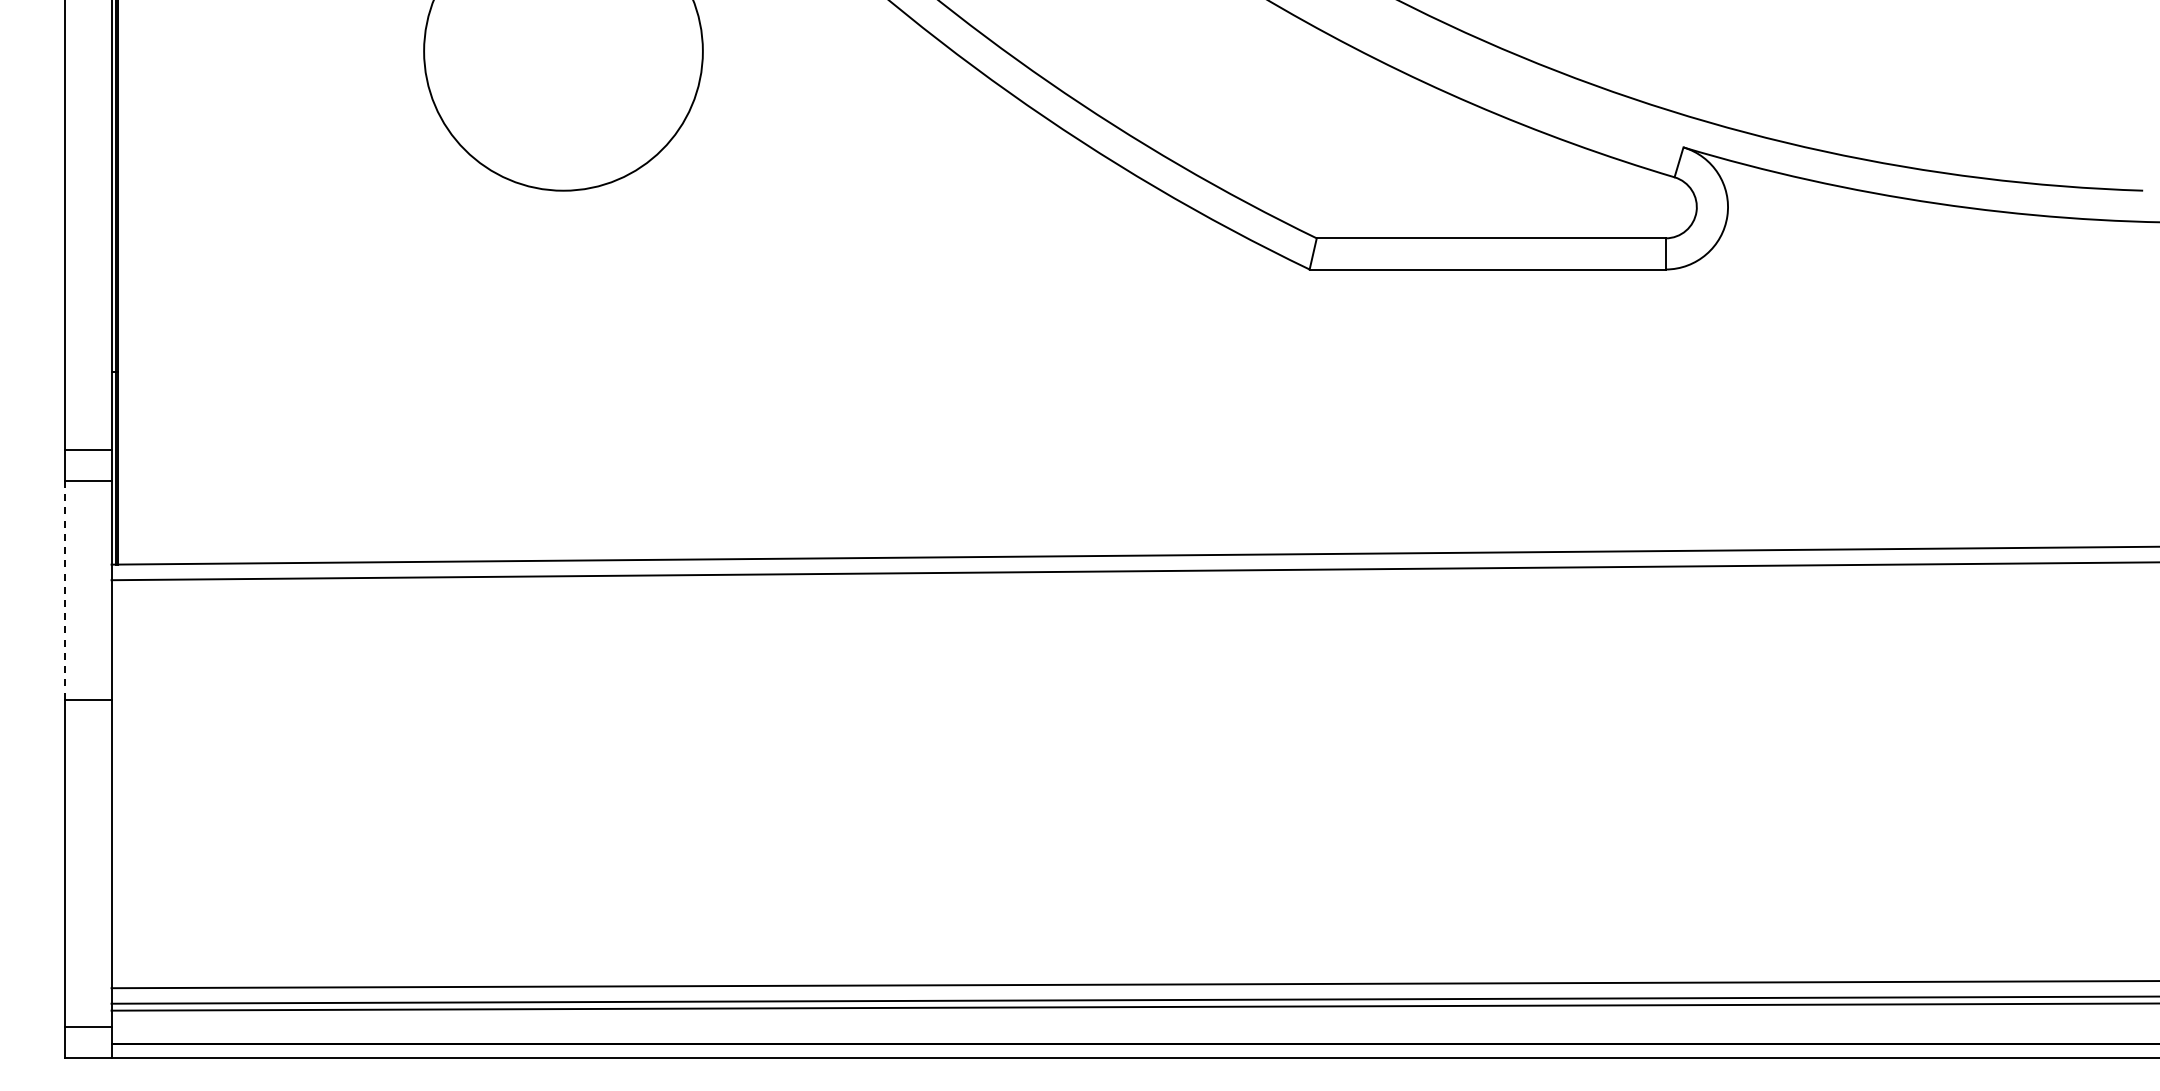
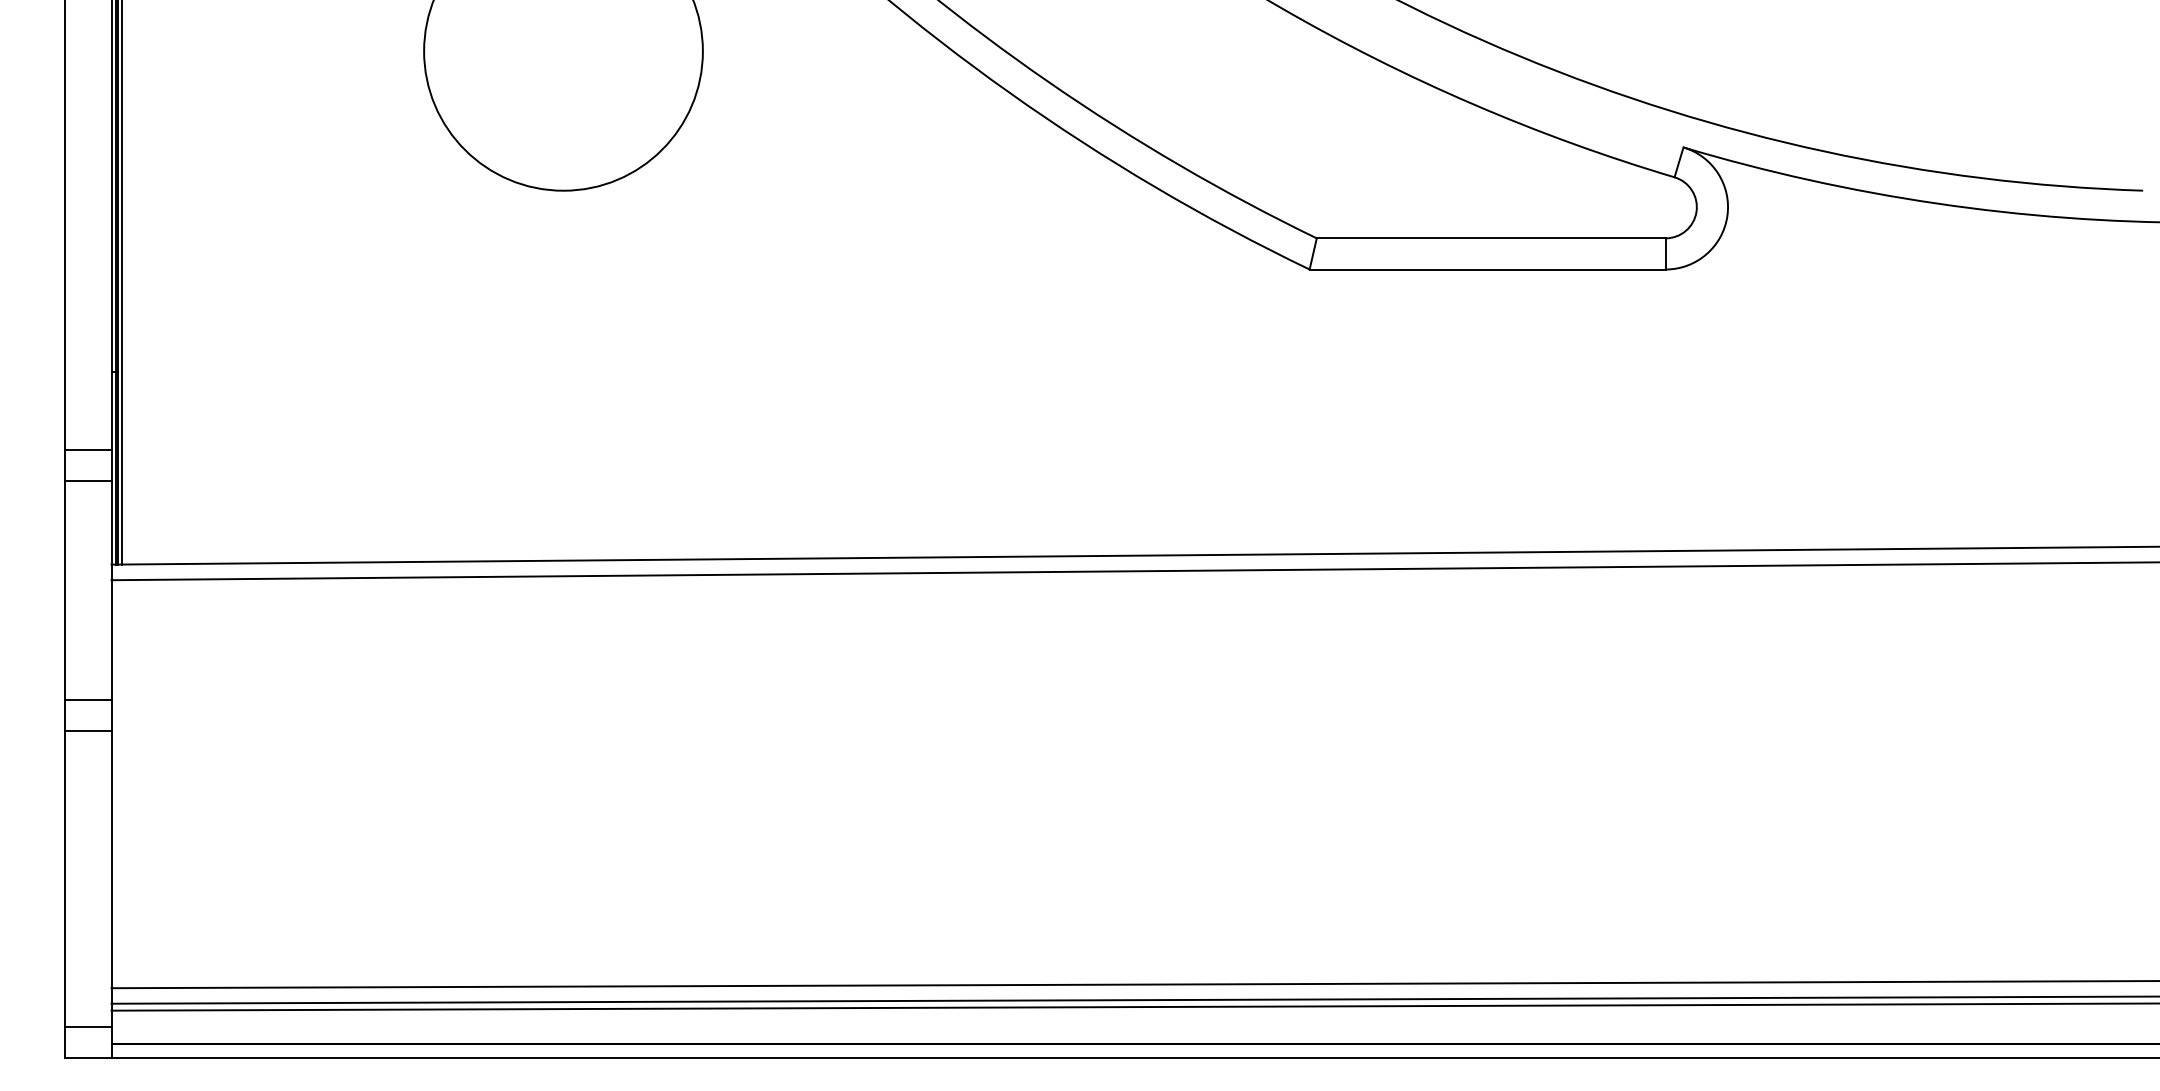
line: none -> present (121, 283)
line: dashed -> solid (64, 590)
line: none -> present (87, 730)
